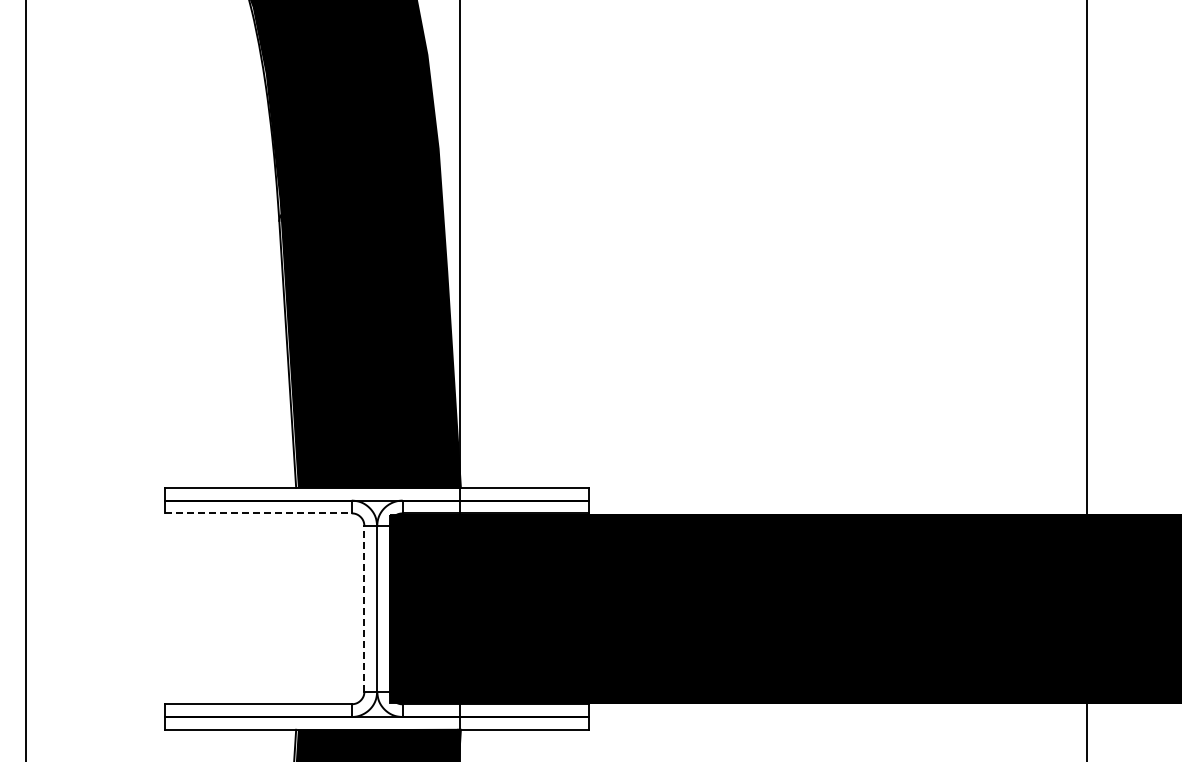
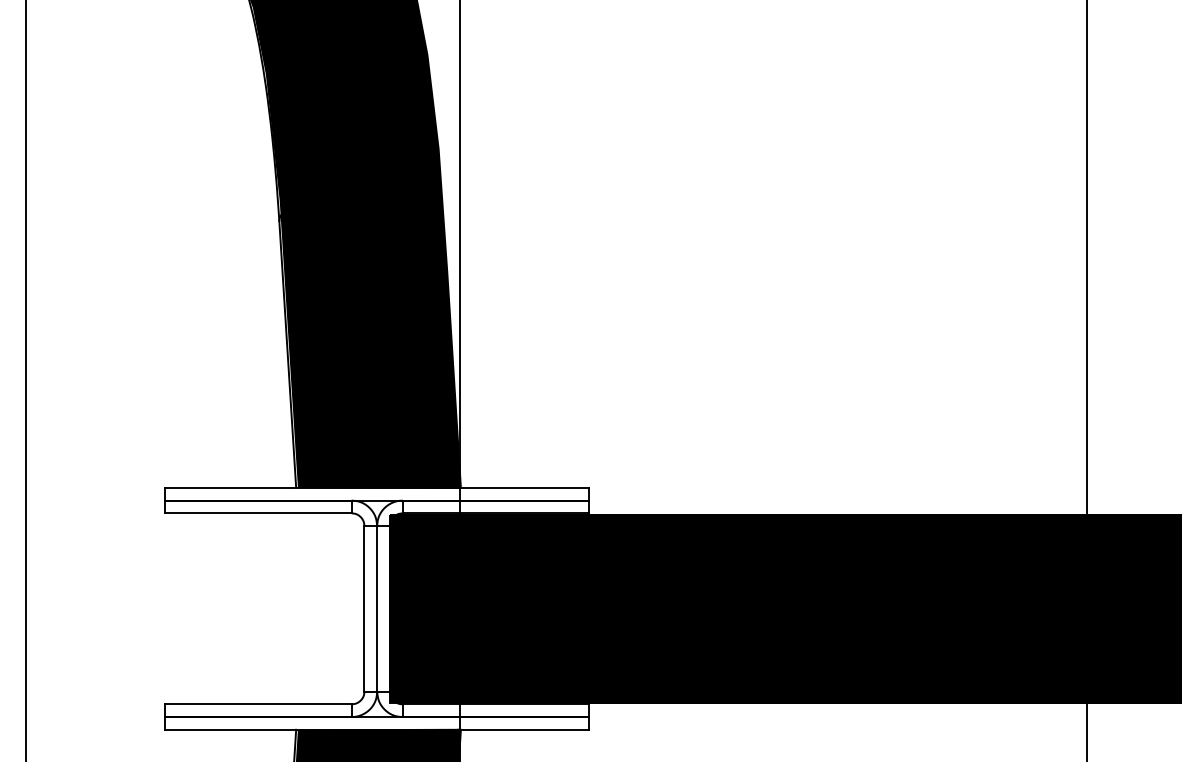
line: dashed -> solid (258, 513)
line: dashed -> solid (364, 608)
